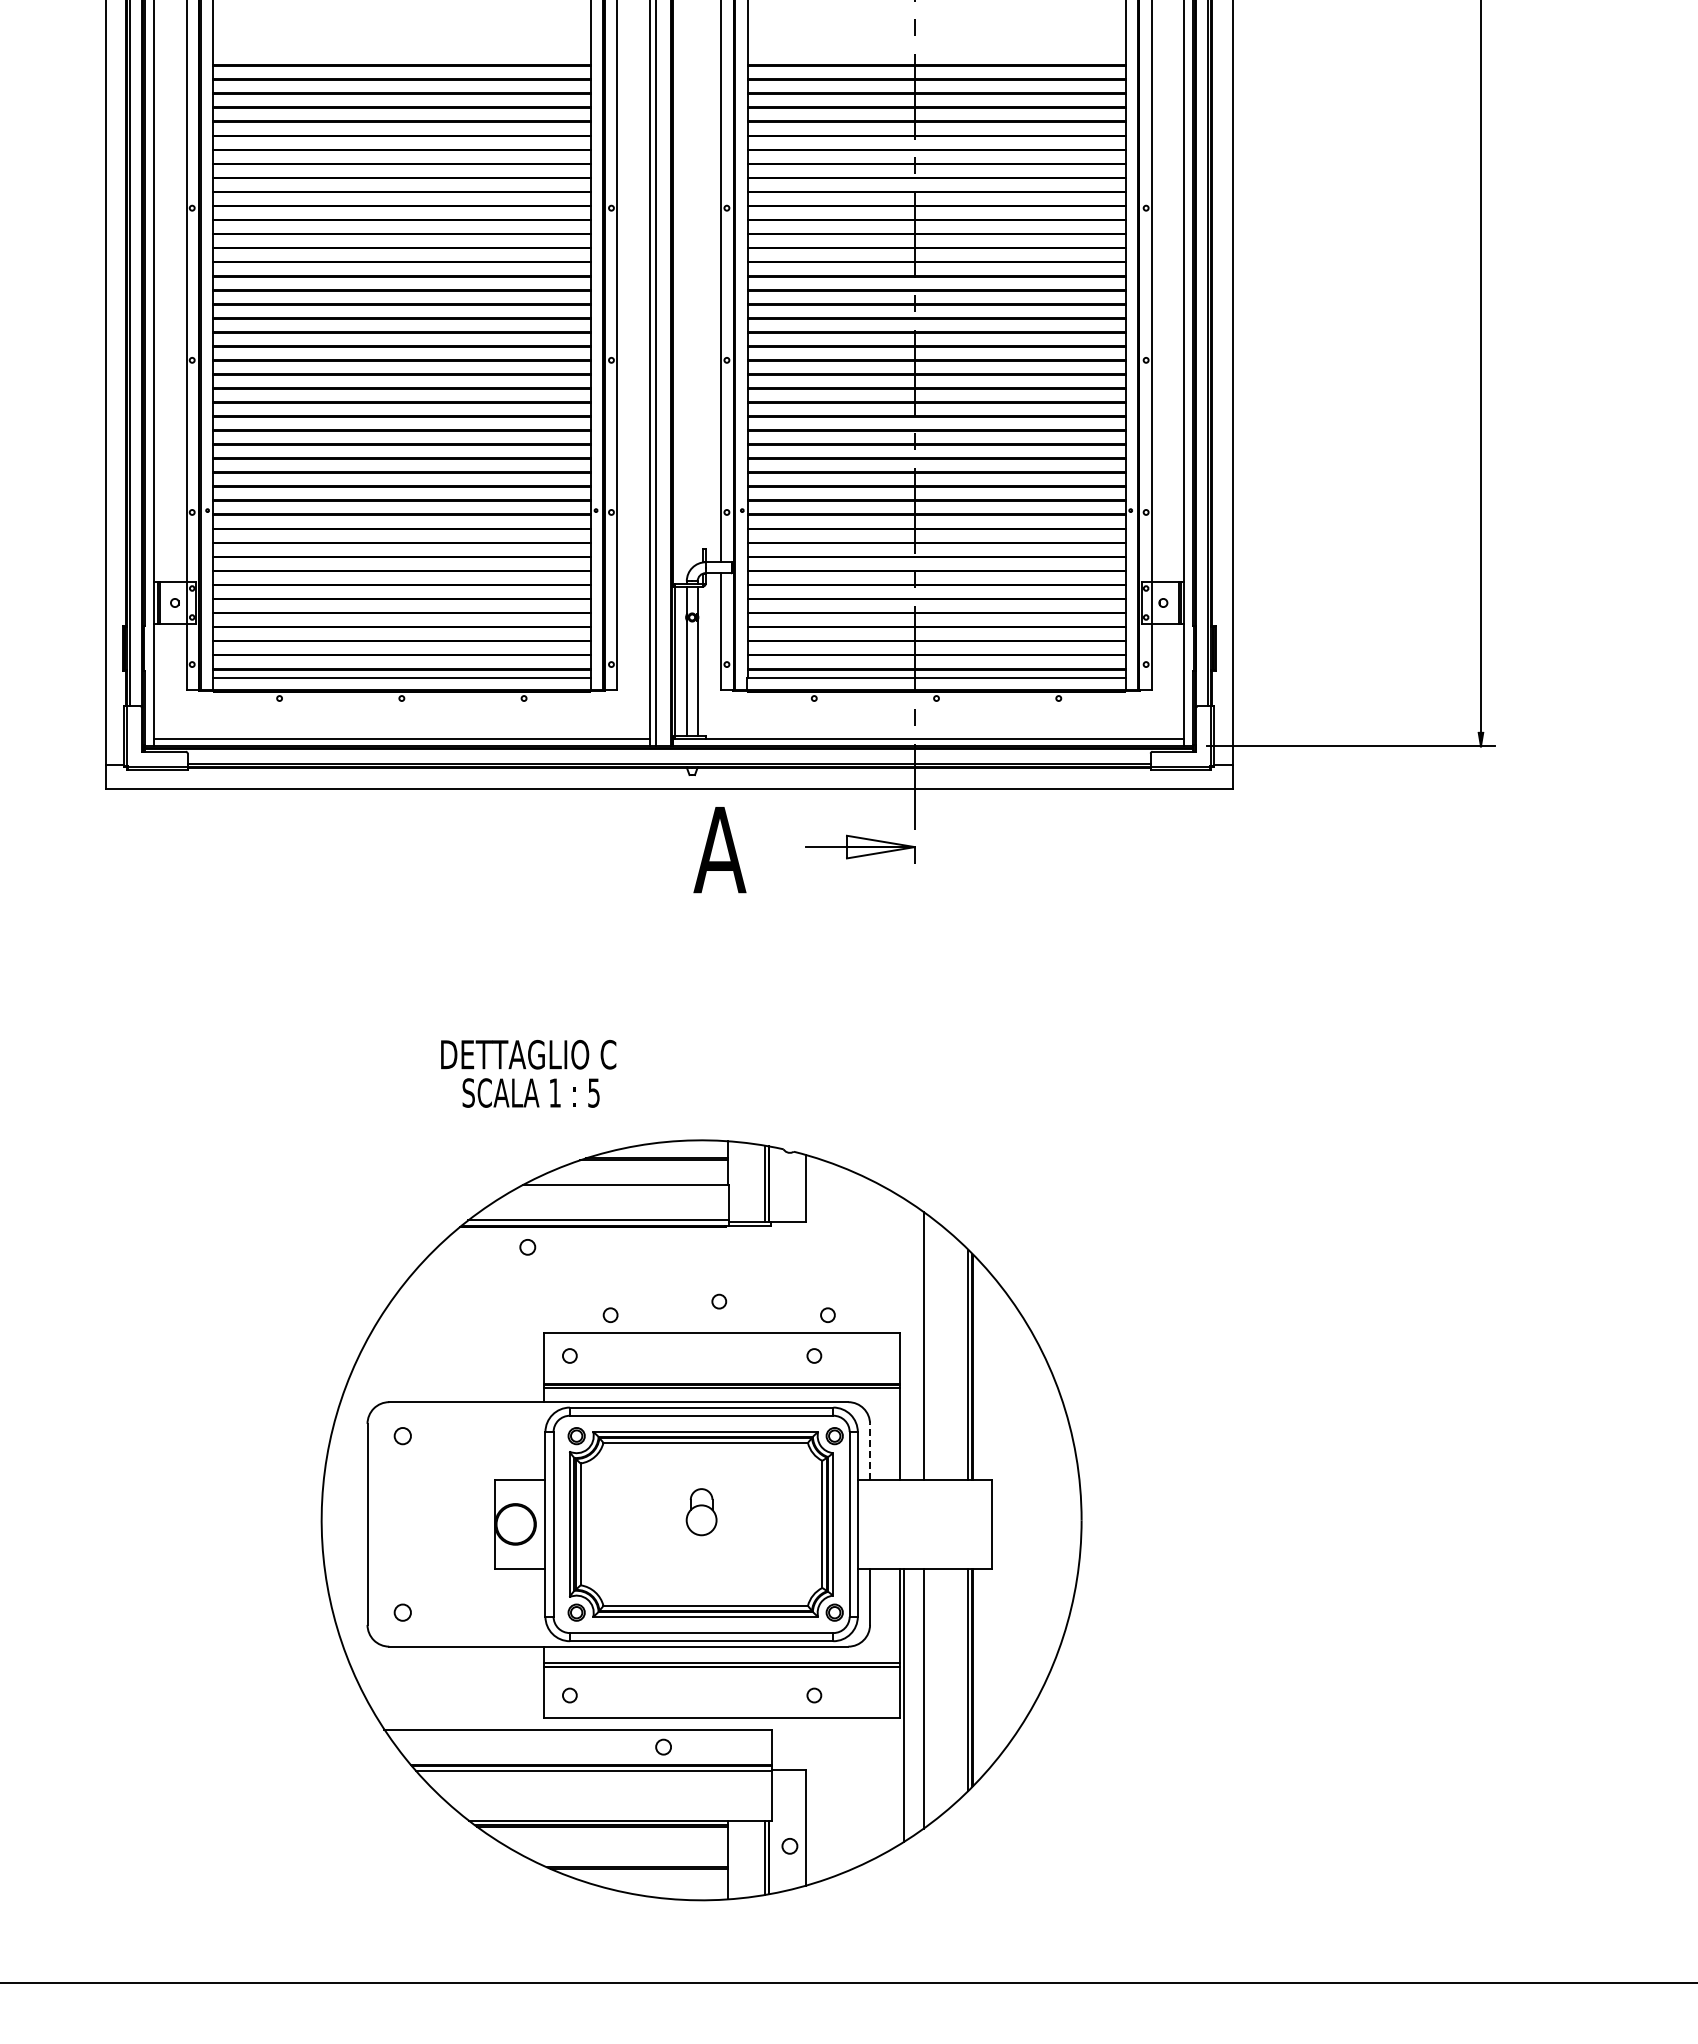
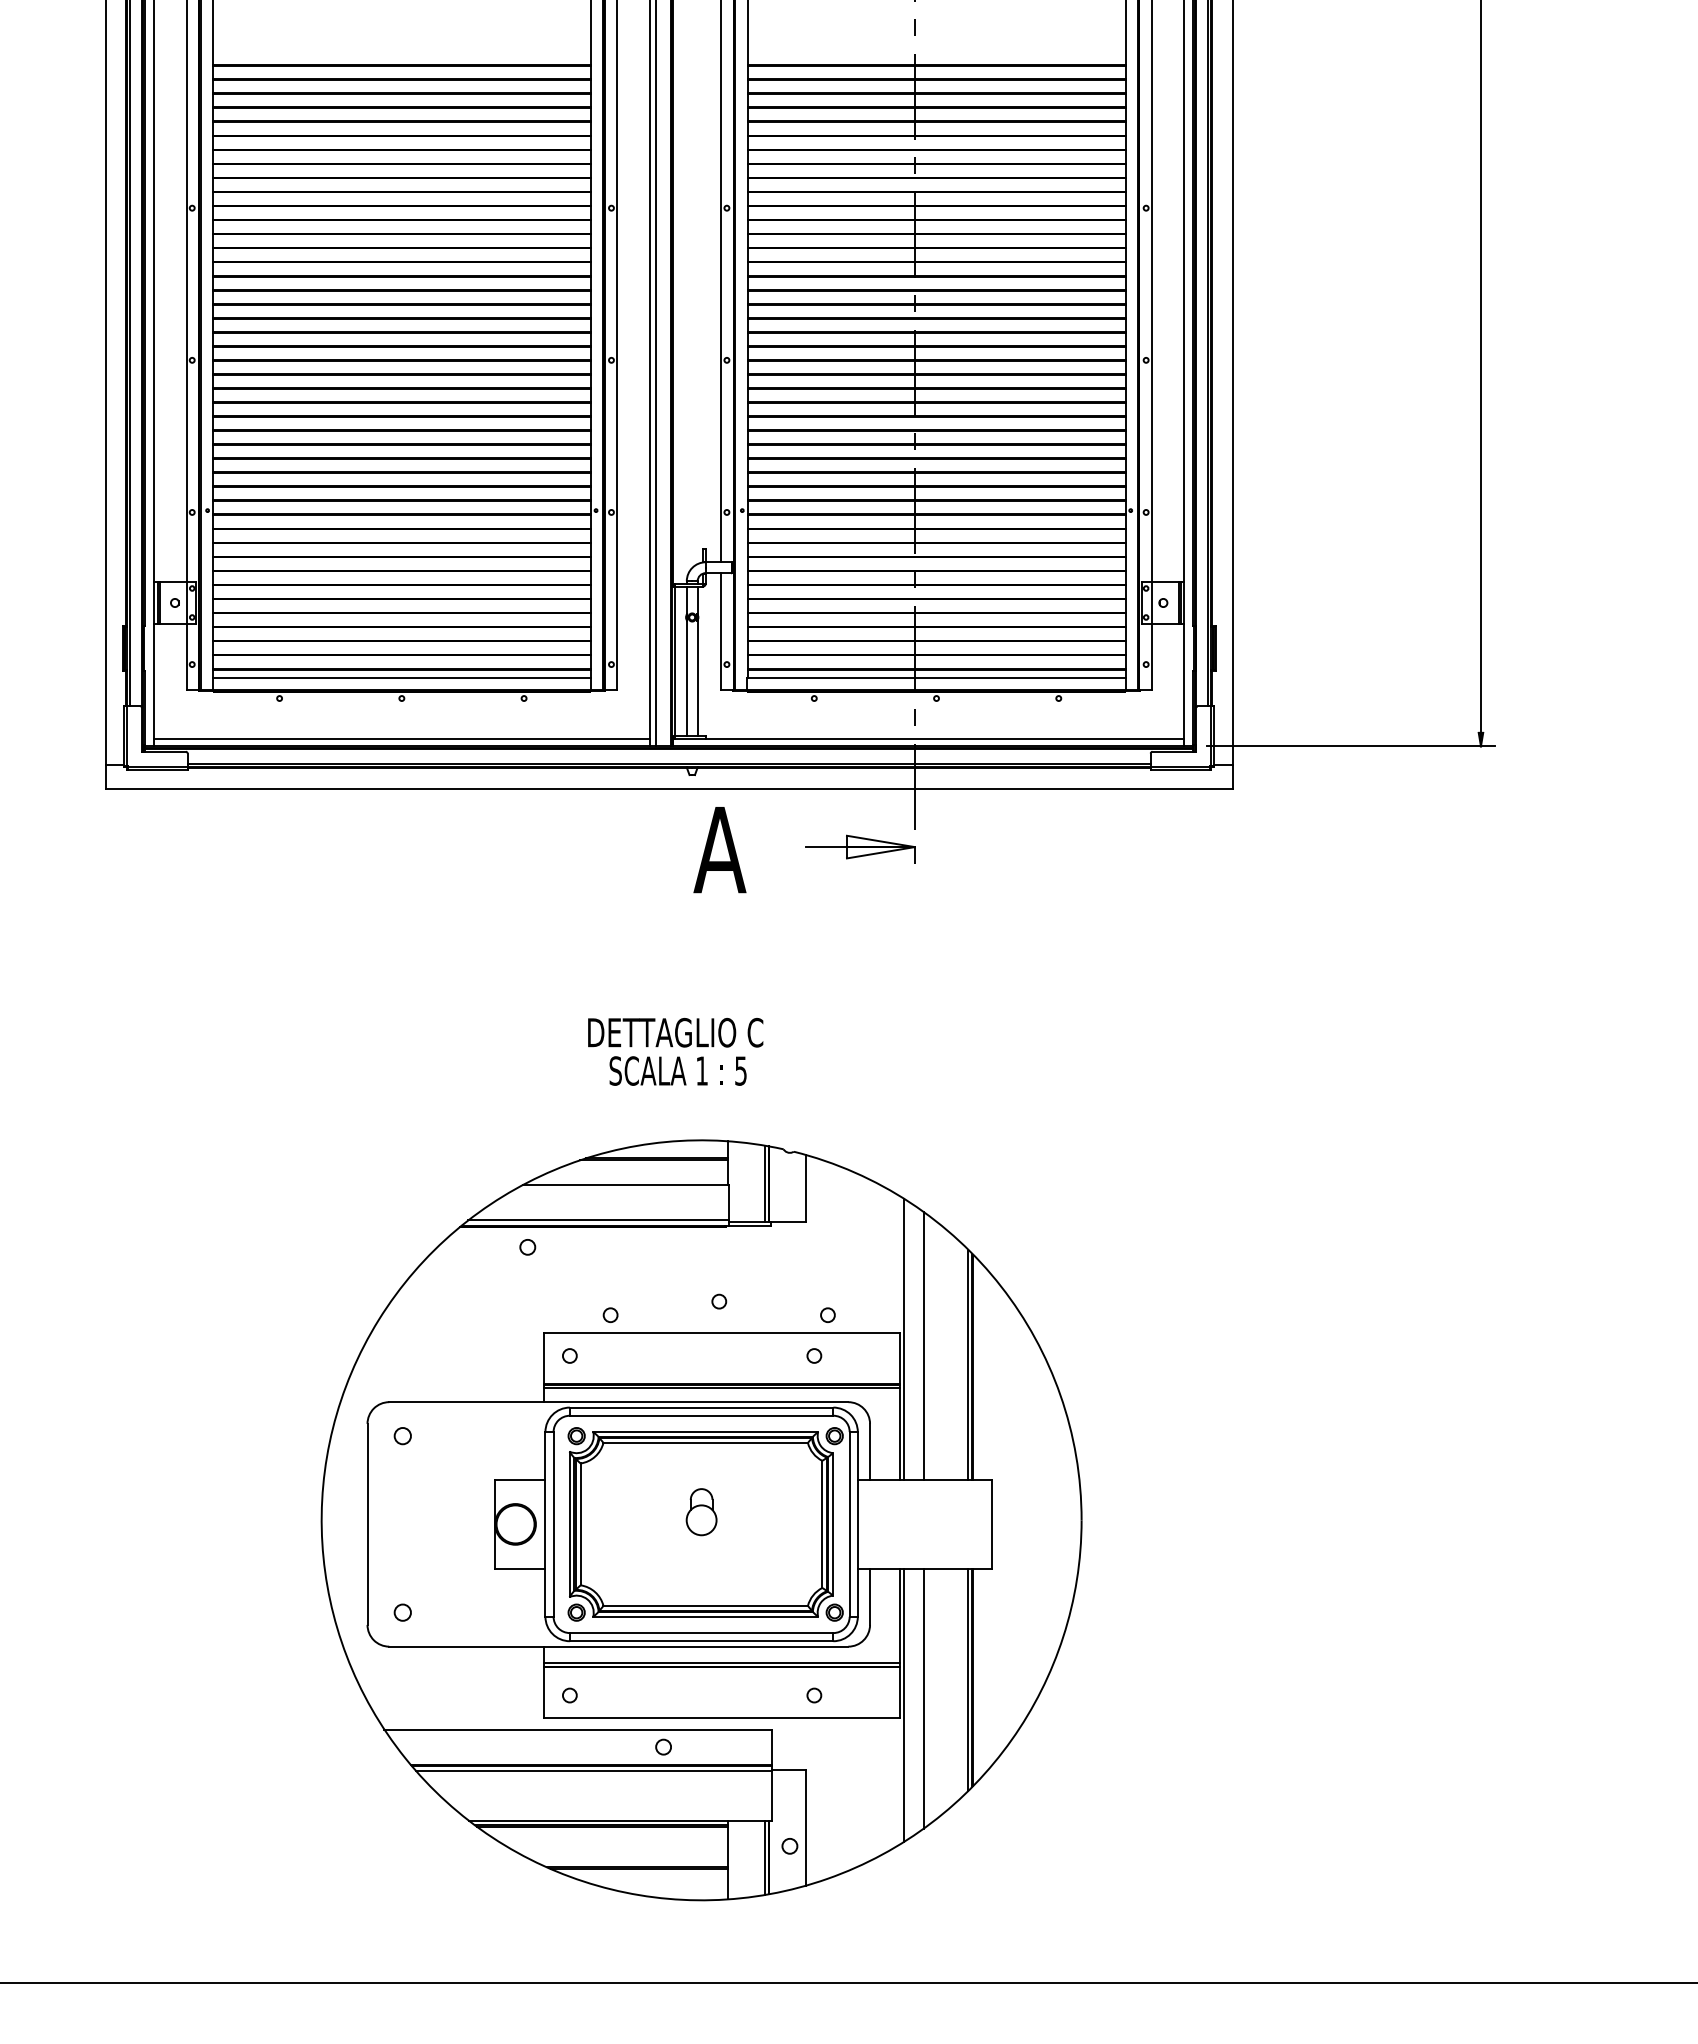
text position: (528, 1073) -> (675, 1051) (675, 1051)
line: none -> present (904, 1338)
line: dashed -> solid (870, 1451)
